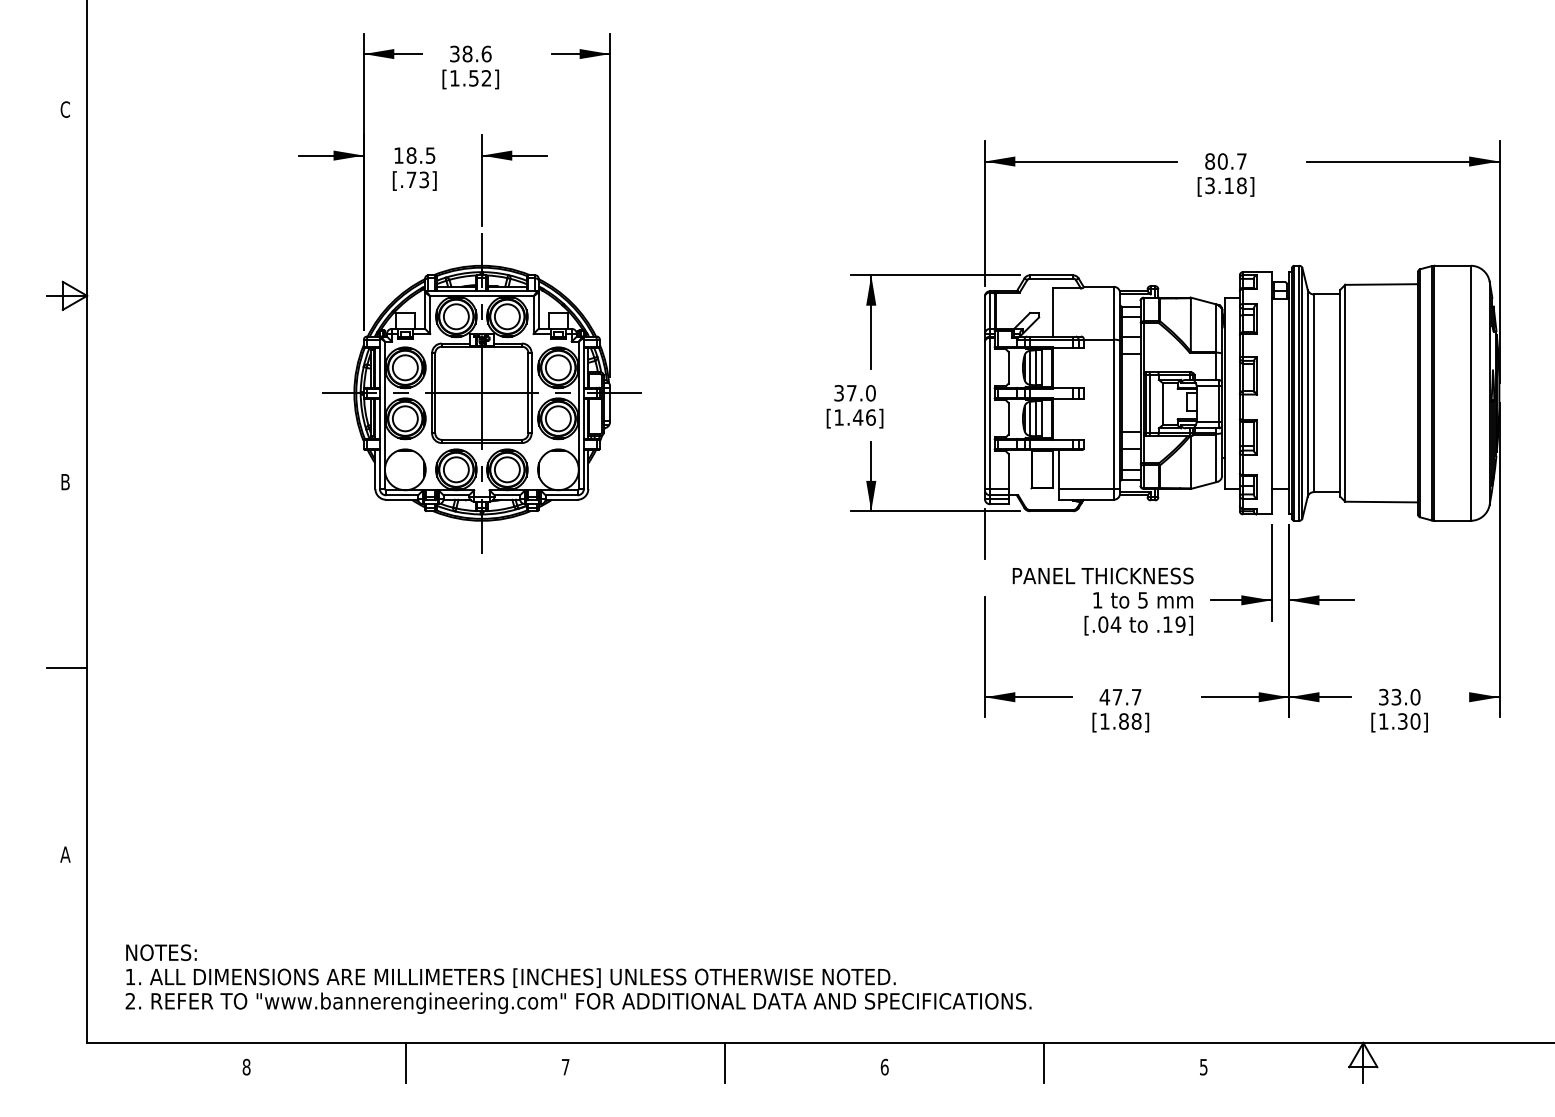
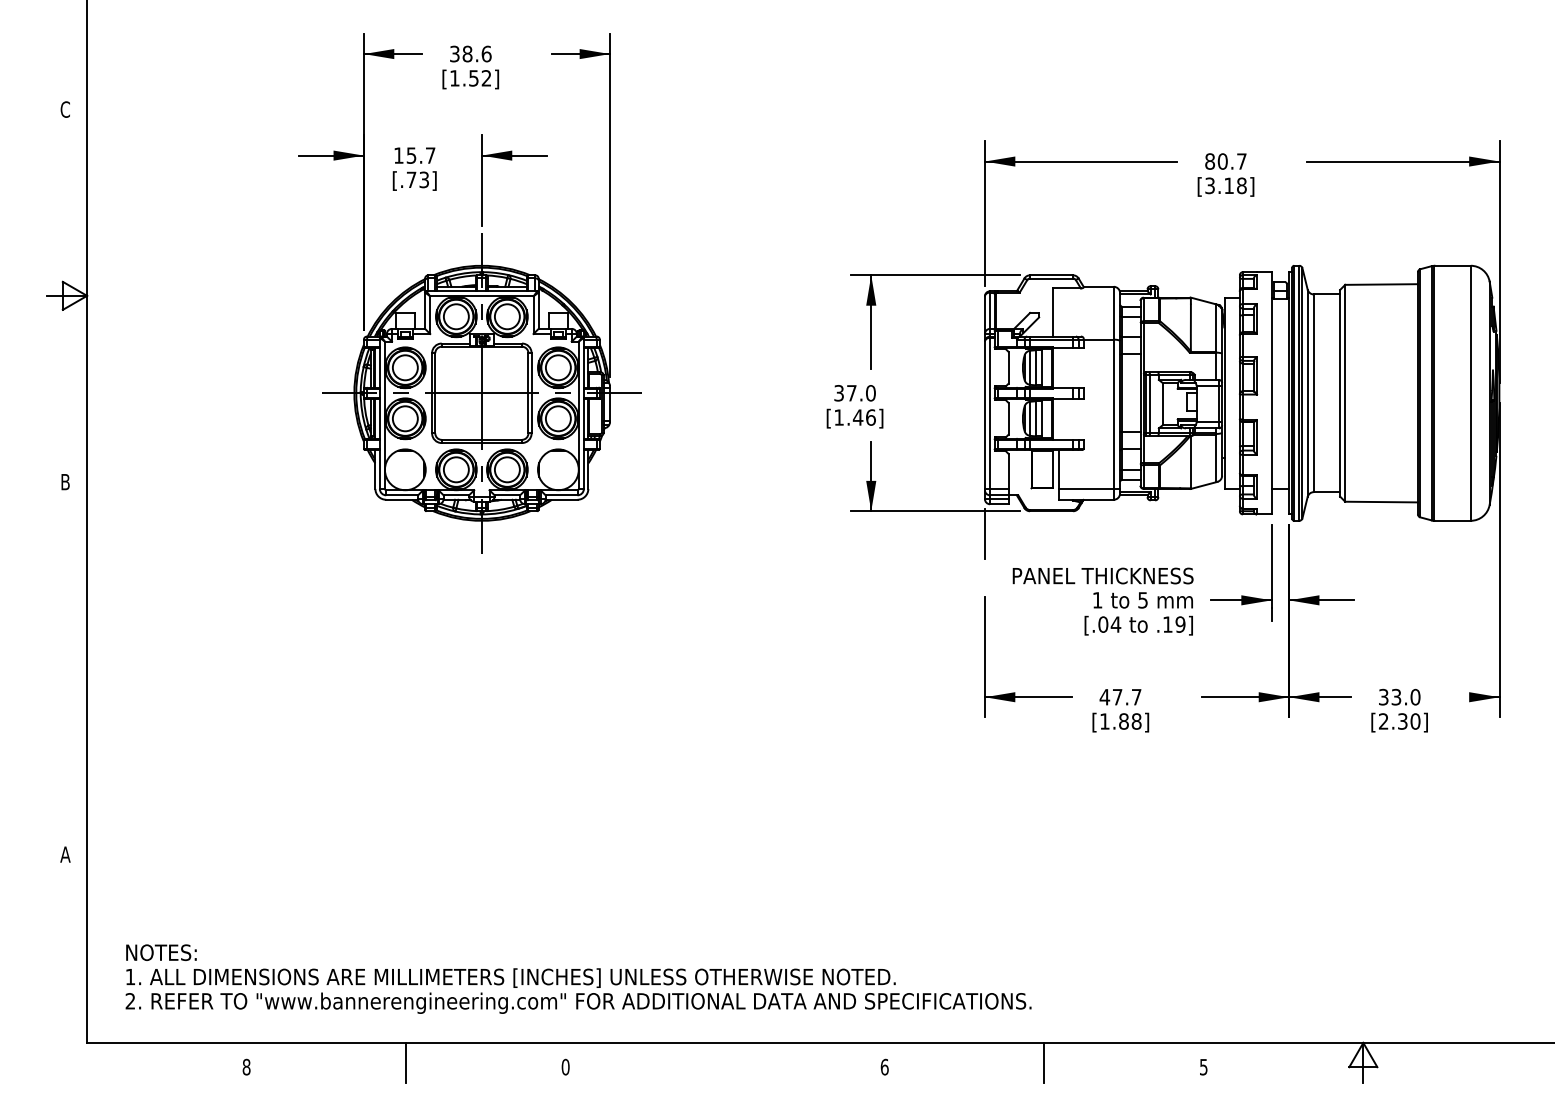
text: 18.5 -> 15.7 (420, 155)
line: present -> none (66, 668)
text: [1.30] -> [2.30] (1383, 721)
line: present -> none (725, 1062)
text: 7 -> 0 (565, 1066)
